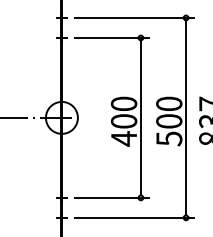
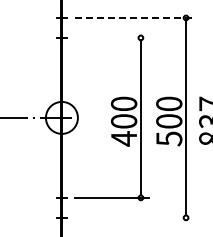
line: solid -> dashed (134, 17)
line: present -> none (111, 37)
line: present -> none (134, 217)
